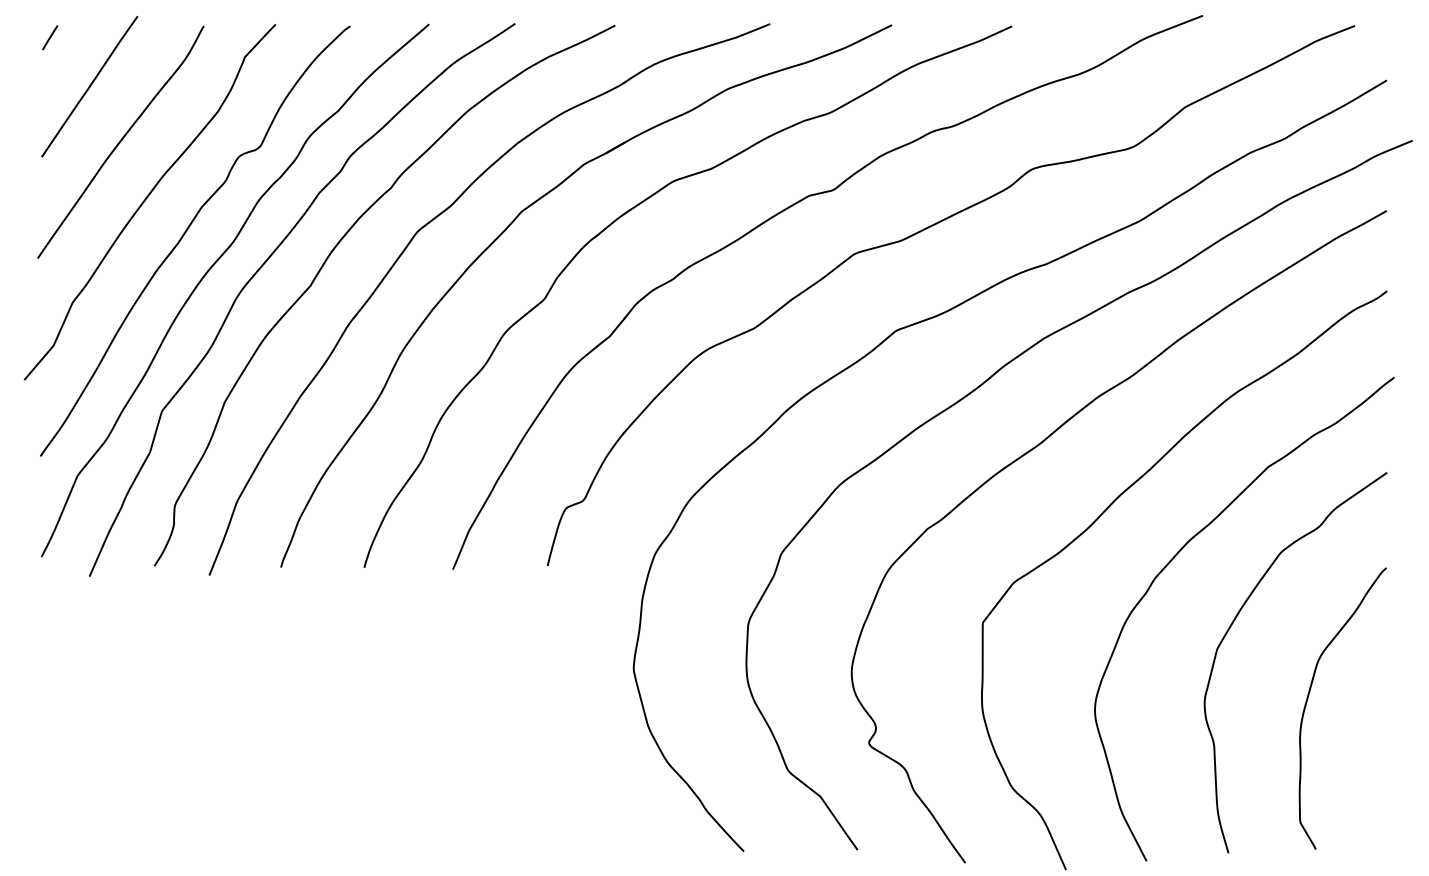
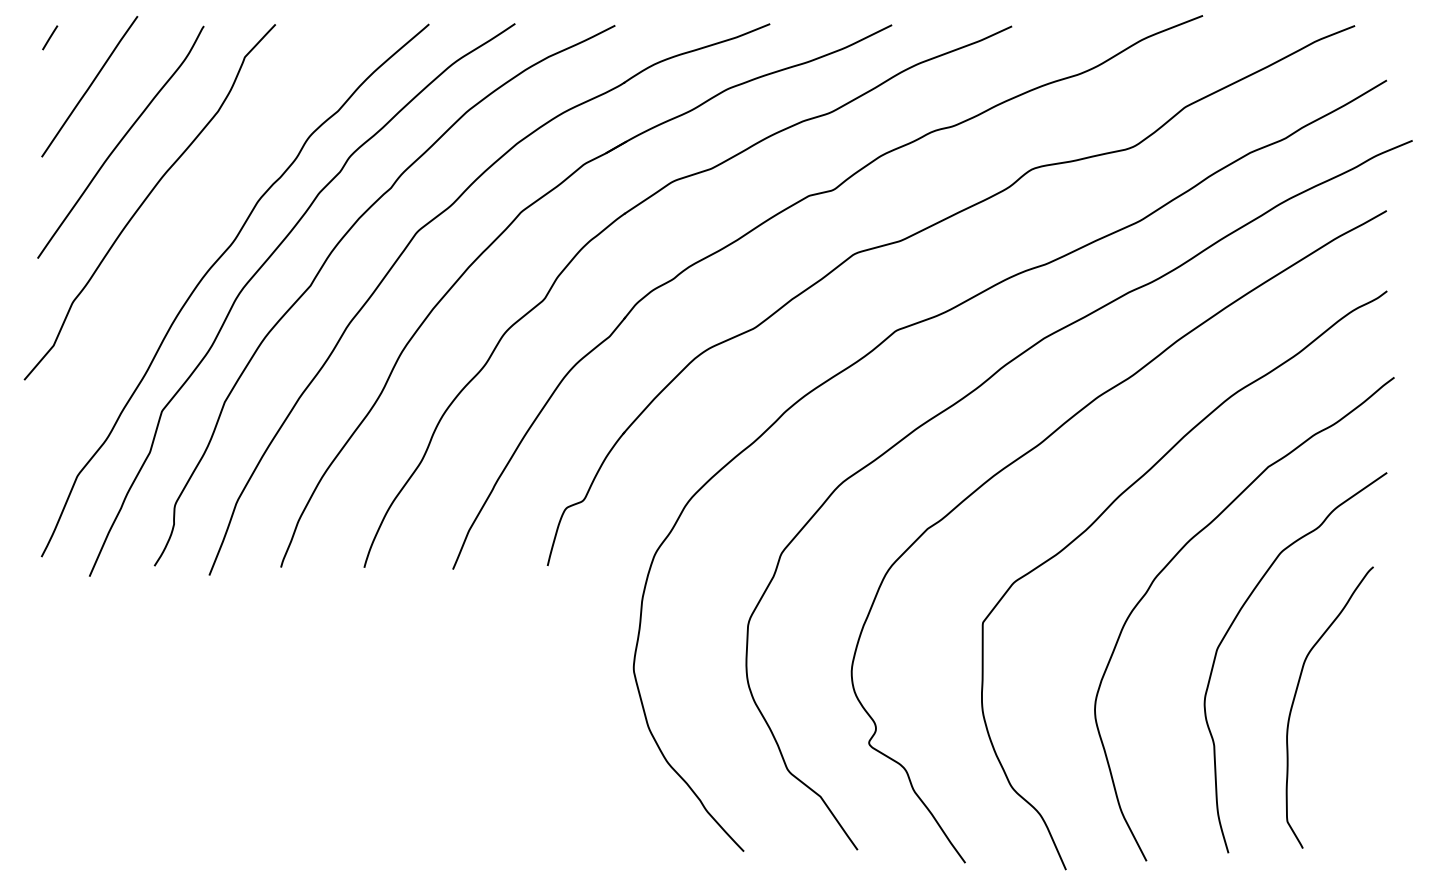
curve: present -> none (185, 234)
curve position: (1308, 699) -> (1295, 698) (1295, 698)
